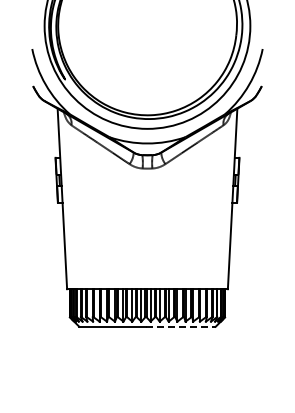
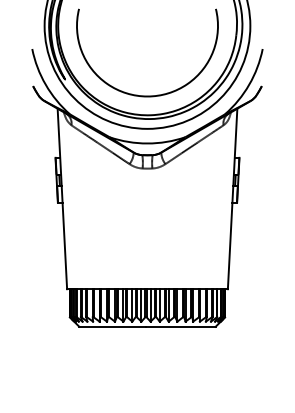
arc: none -> present (147, 95)
line: dashed -> solid (180, 326)
